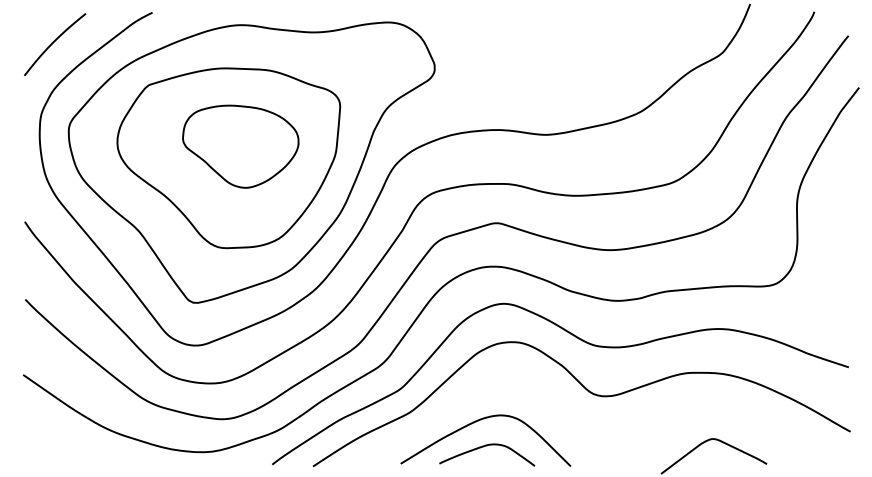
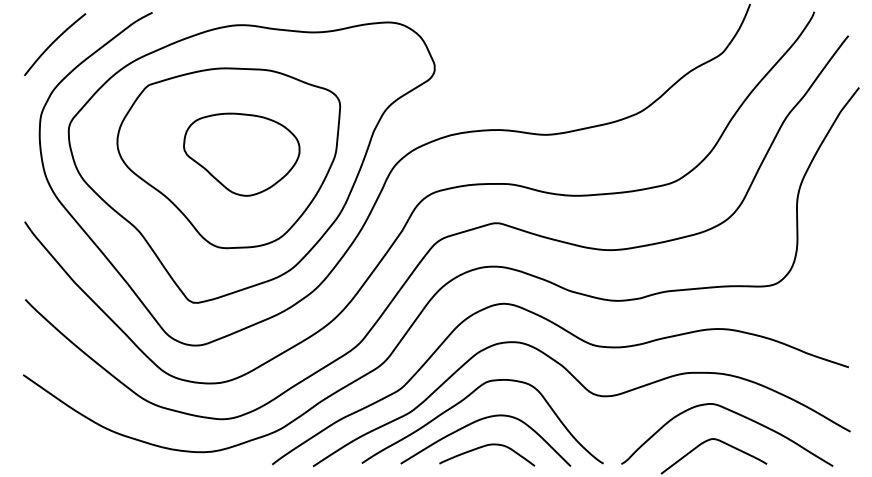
part position: (240, 146) -> (241, 154) (241, 154)
curve: none -> present (464, 400)
curve: none -> present (736, 414)
